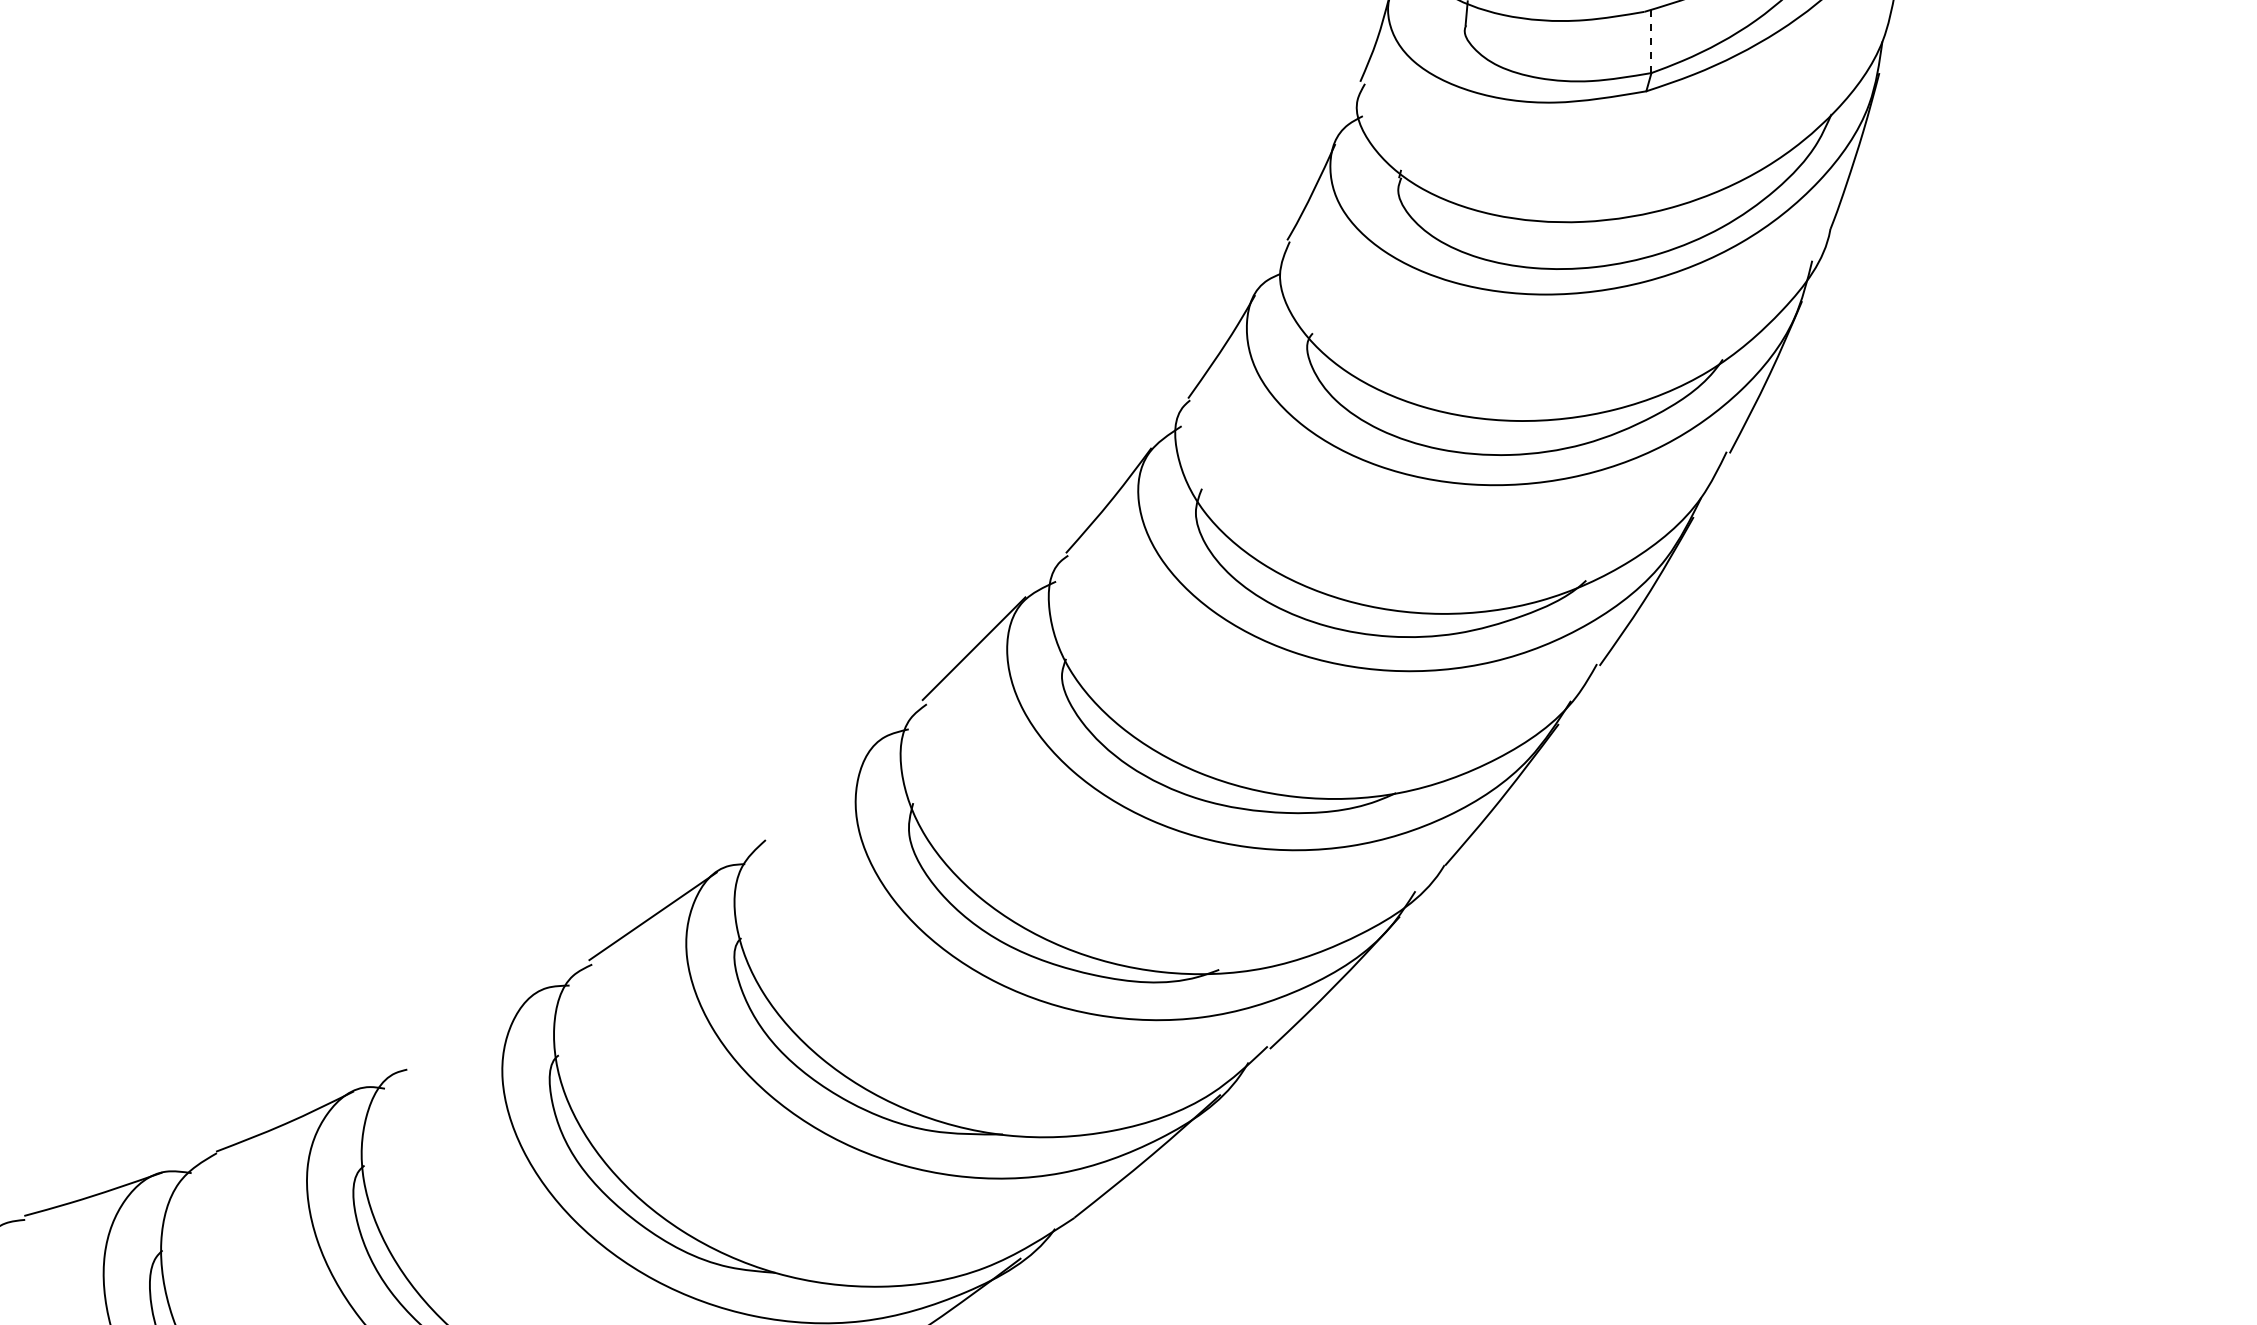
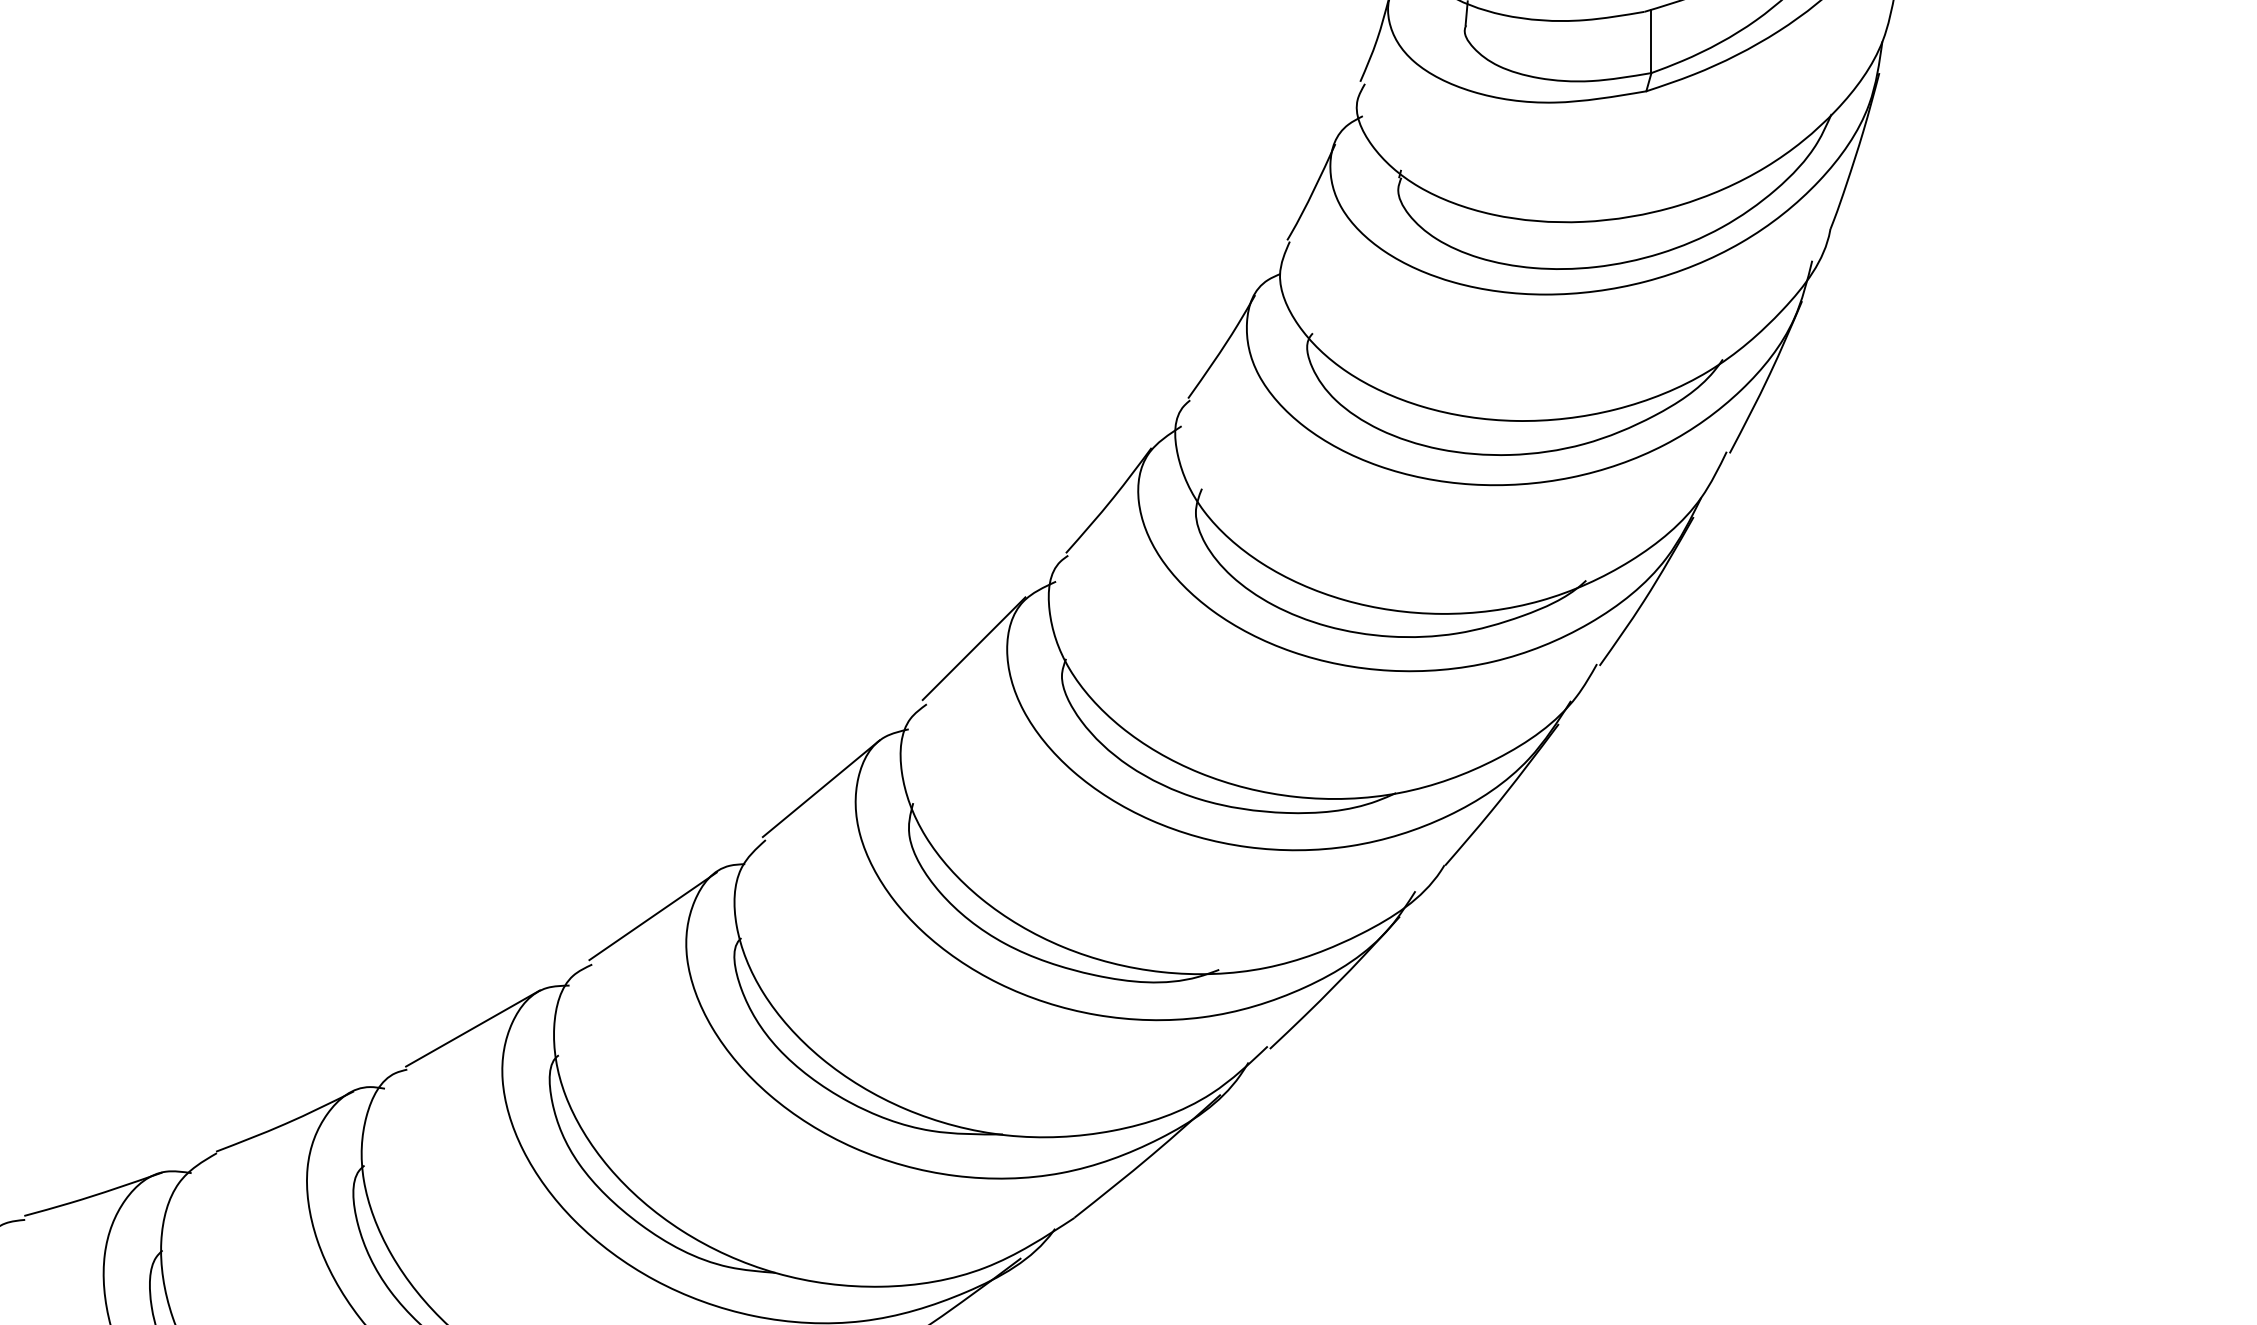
line: dashed -> solid (1651, 41)
line: none -> present (820, 788)
line: none -> present (472, 1028)
